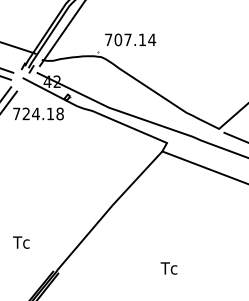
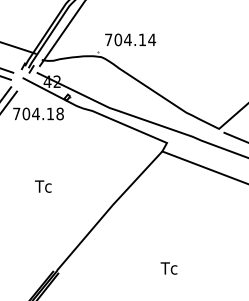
text: 707.14 -> 704.14 (127, 39)
text: 724.18 -> 704.18 (26, 113)
text position: (21, 242) -> (43, 186) (43, 186)
